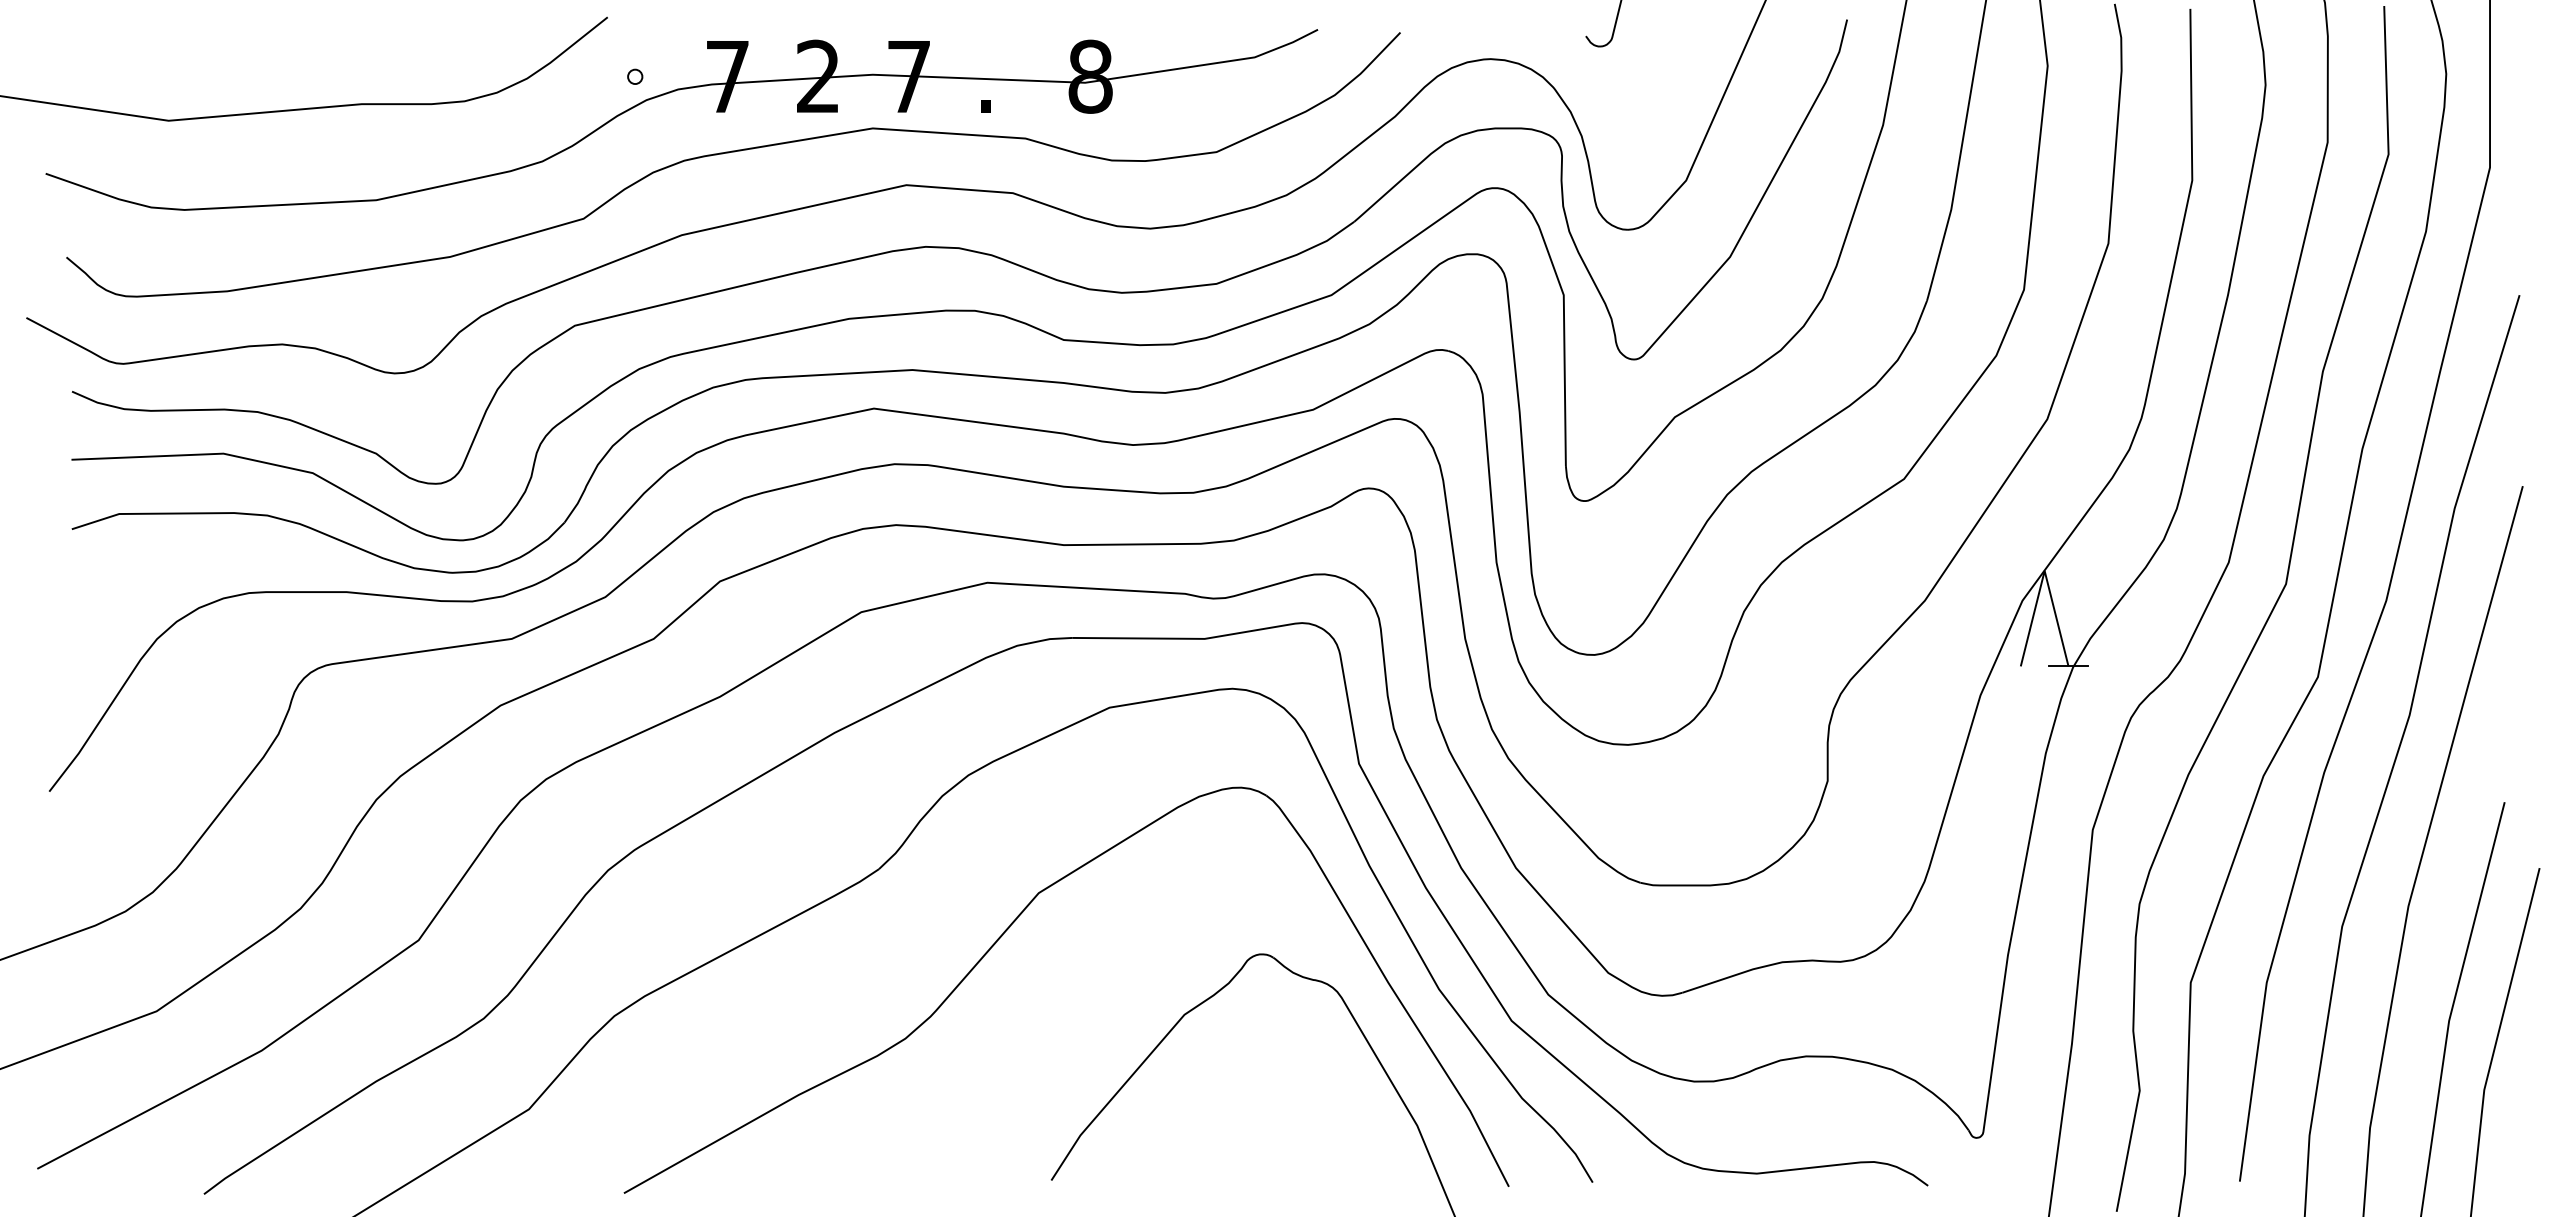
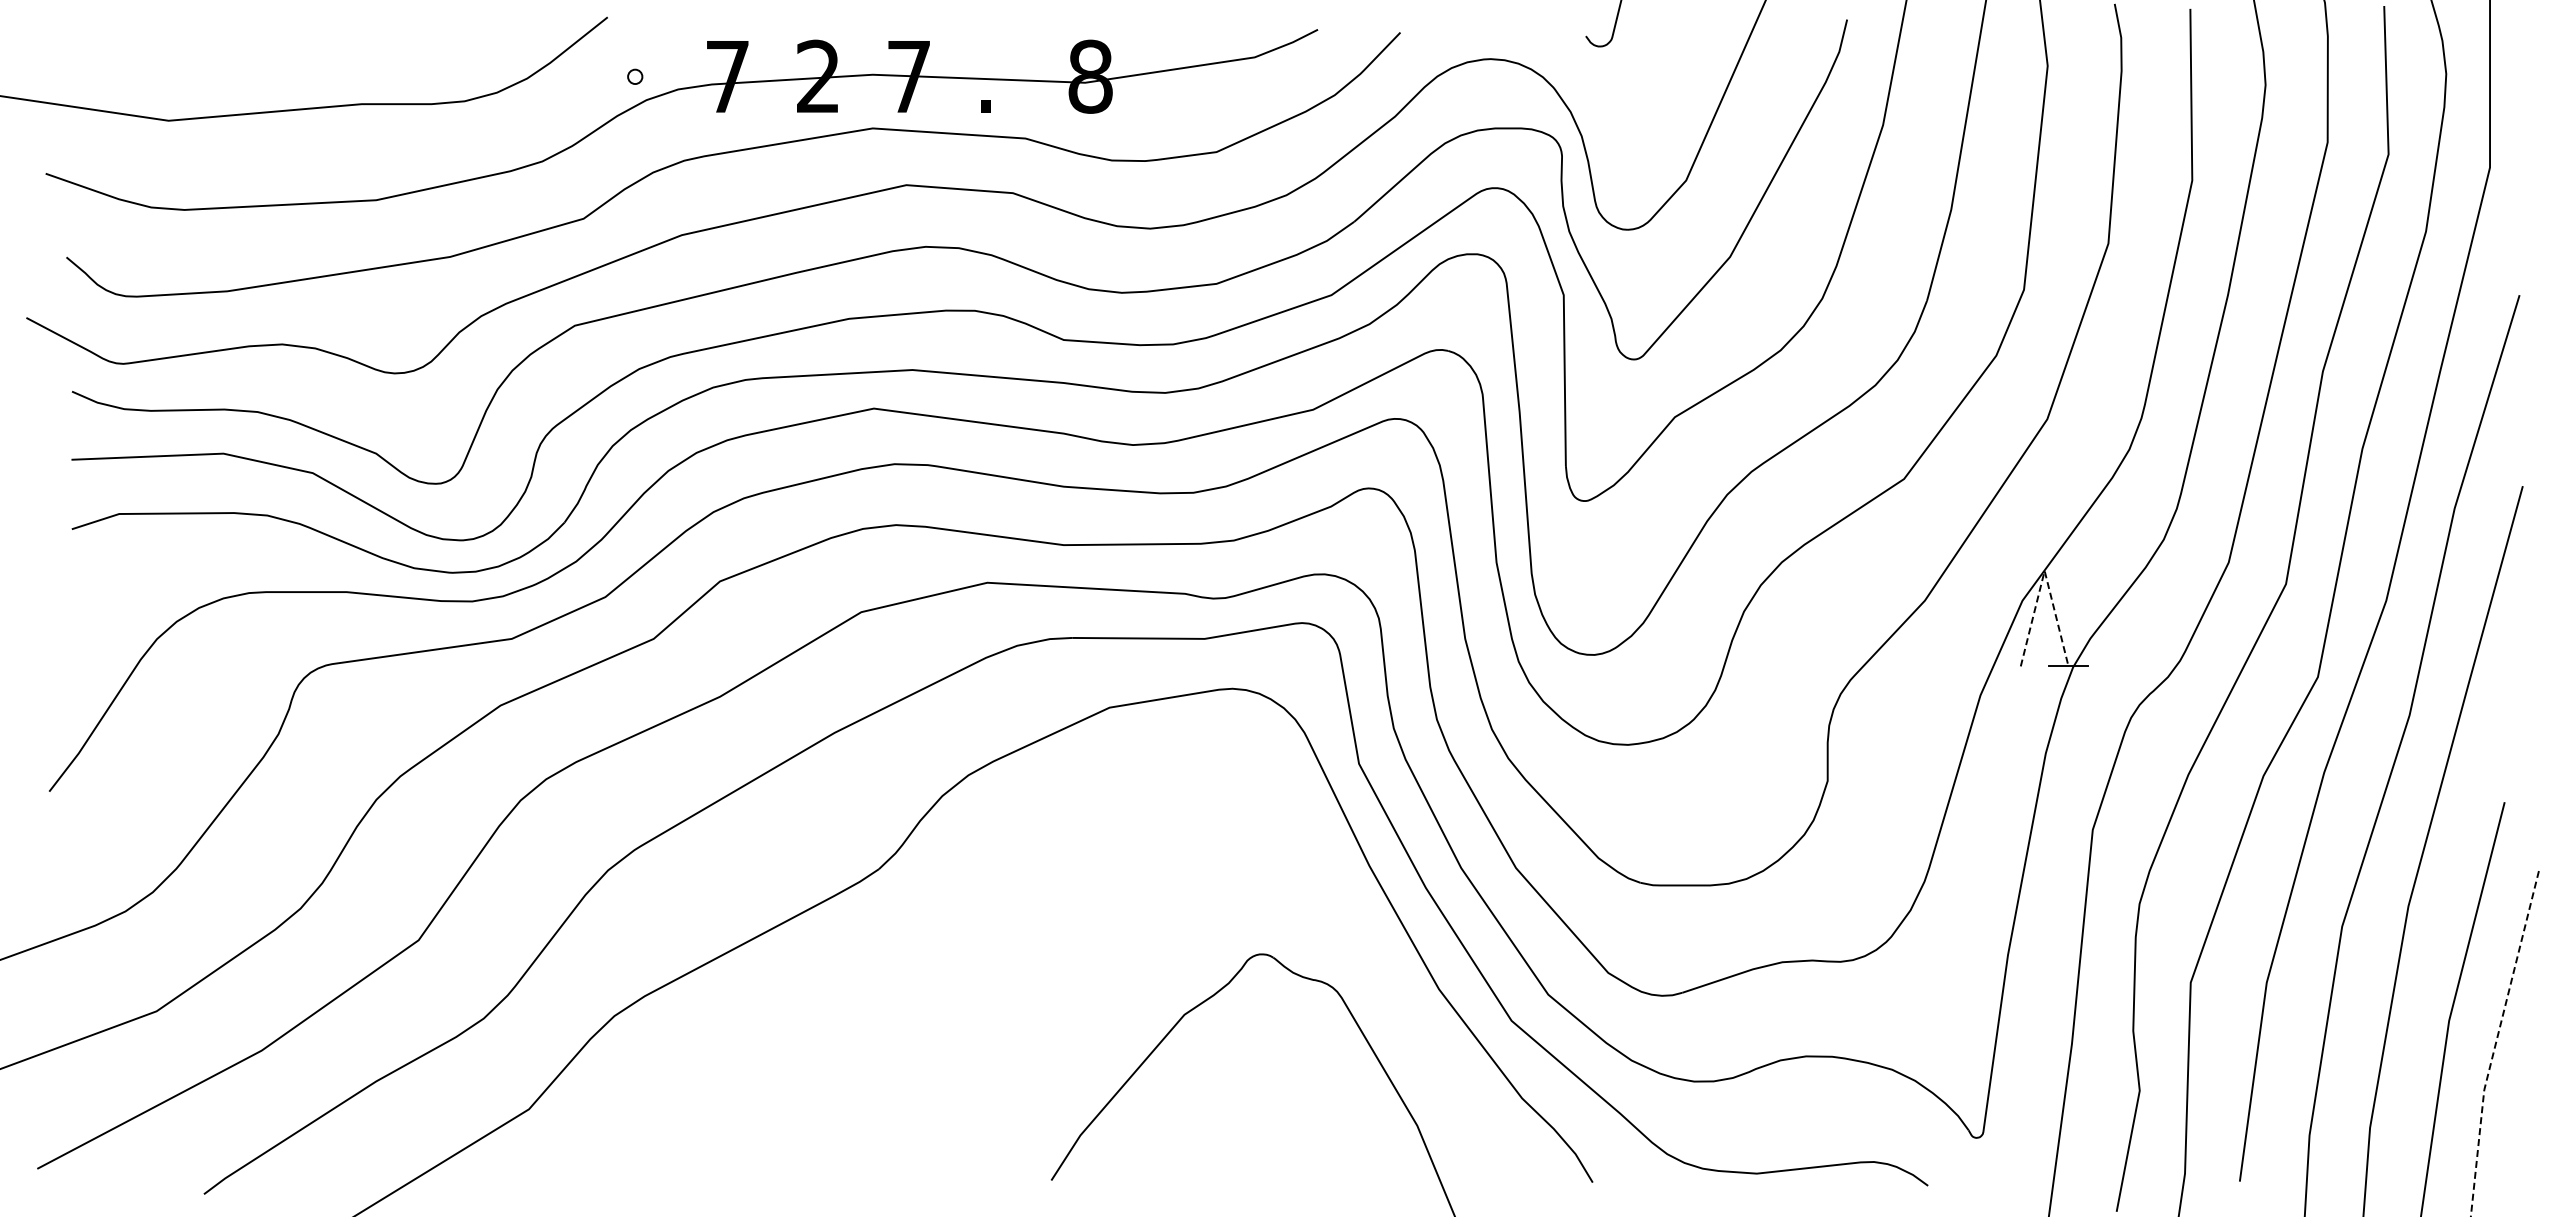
line: solid -> dashed (2044, 570)
part: present -> none (1003, 935)
line: solid -> dashed (2496, 1041)
